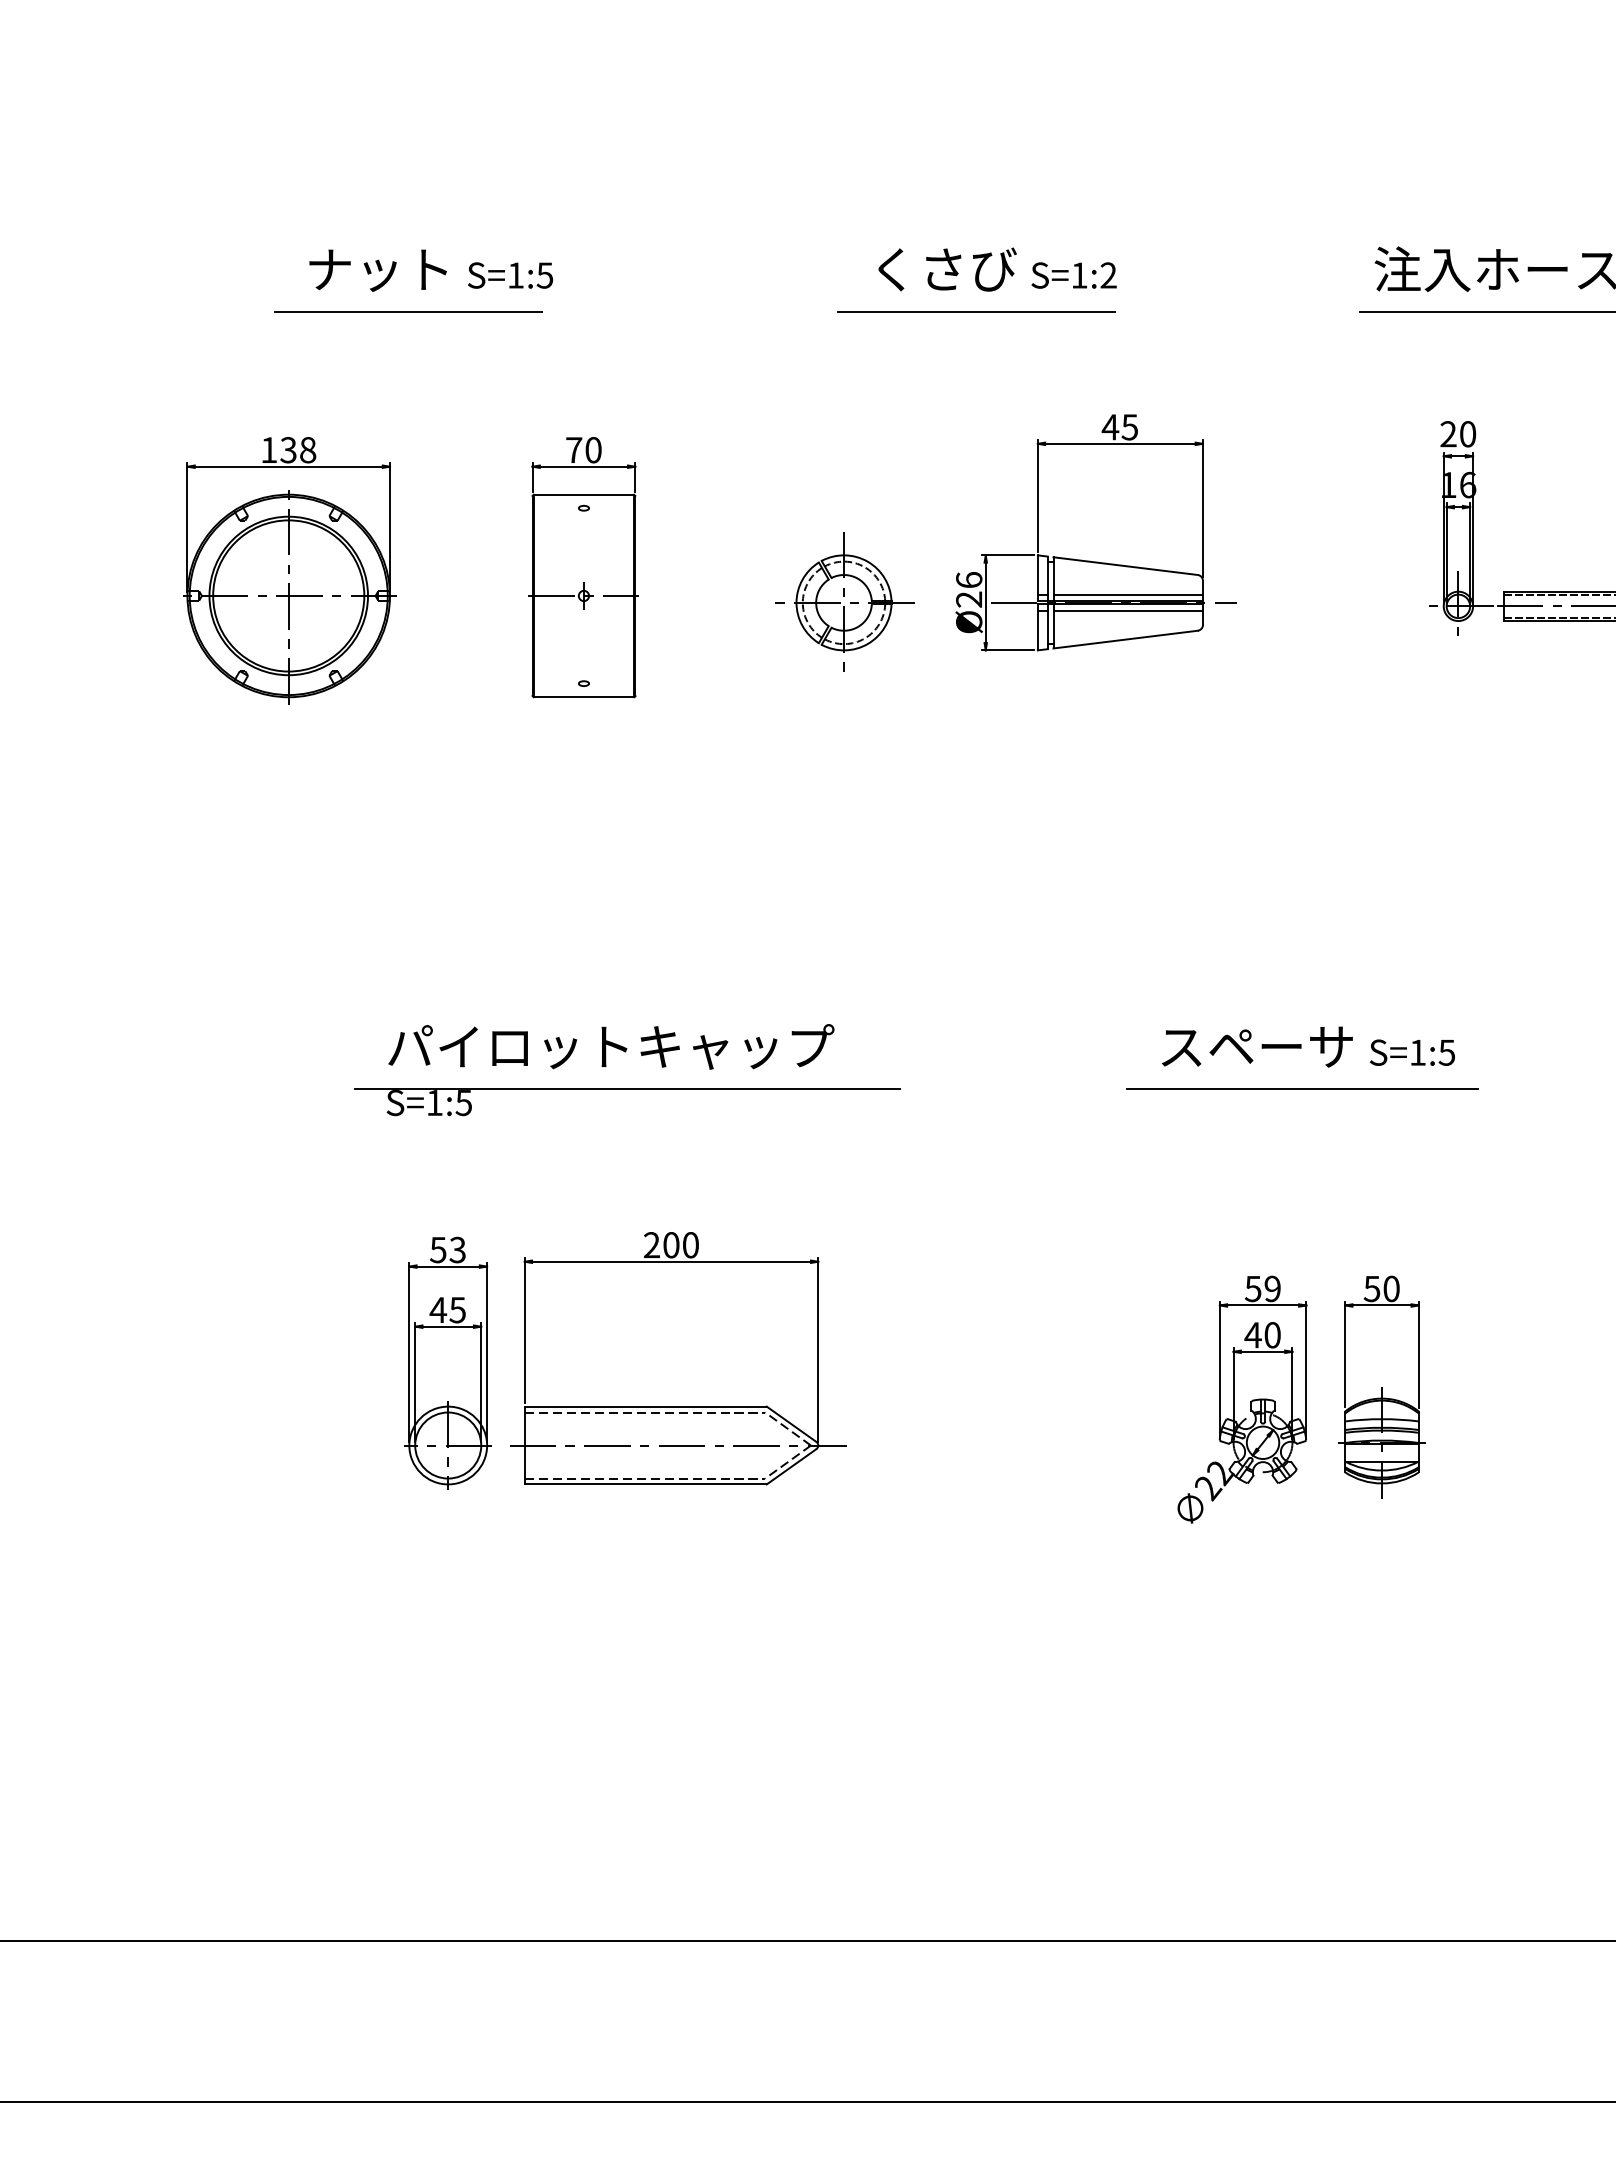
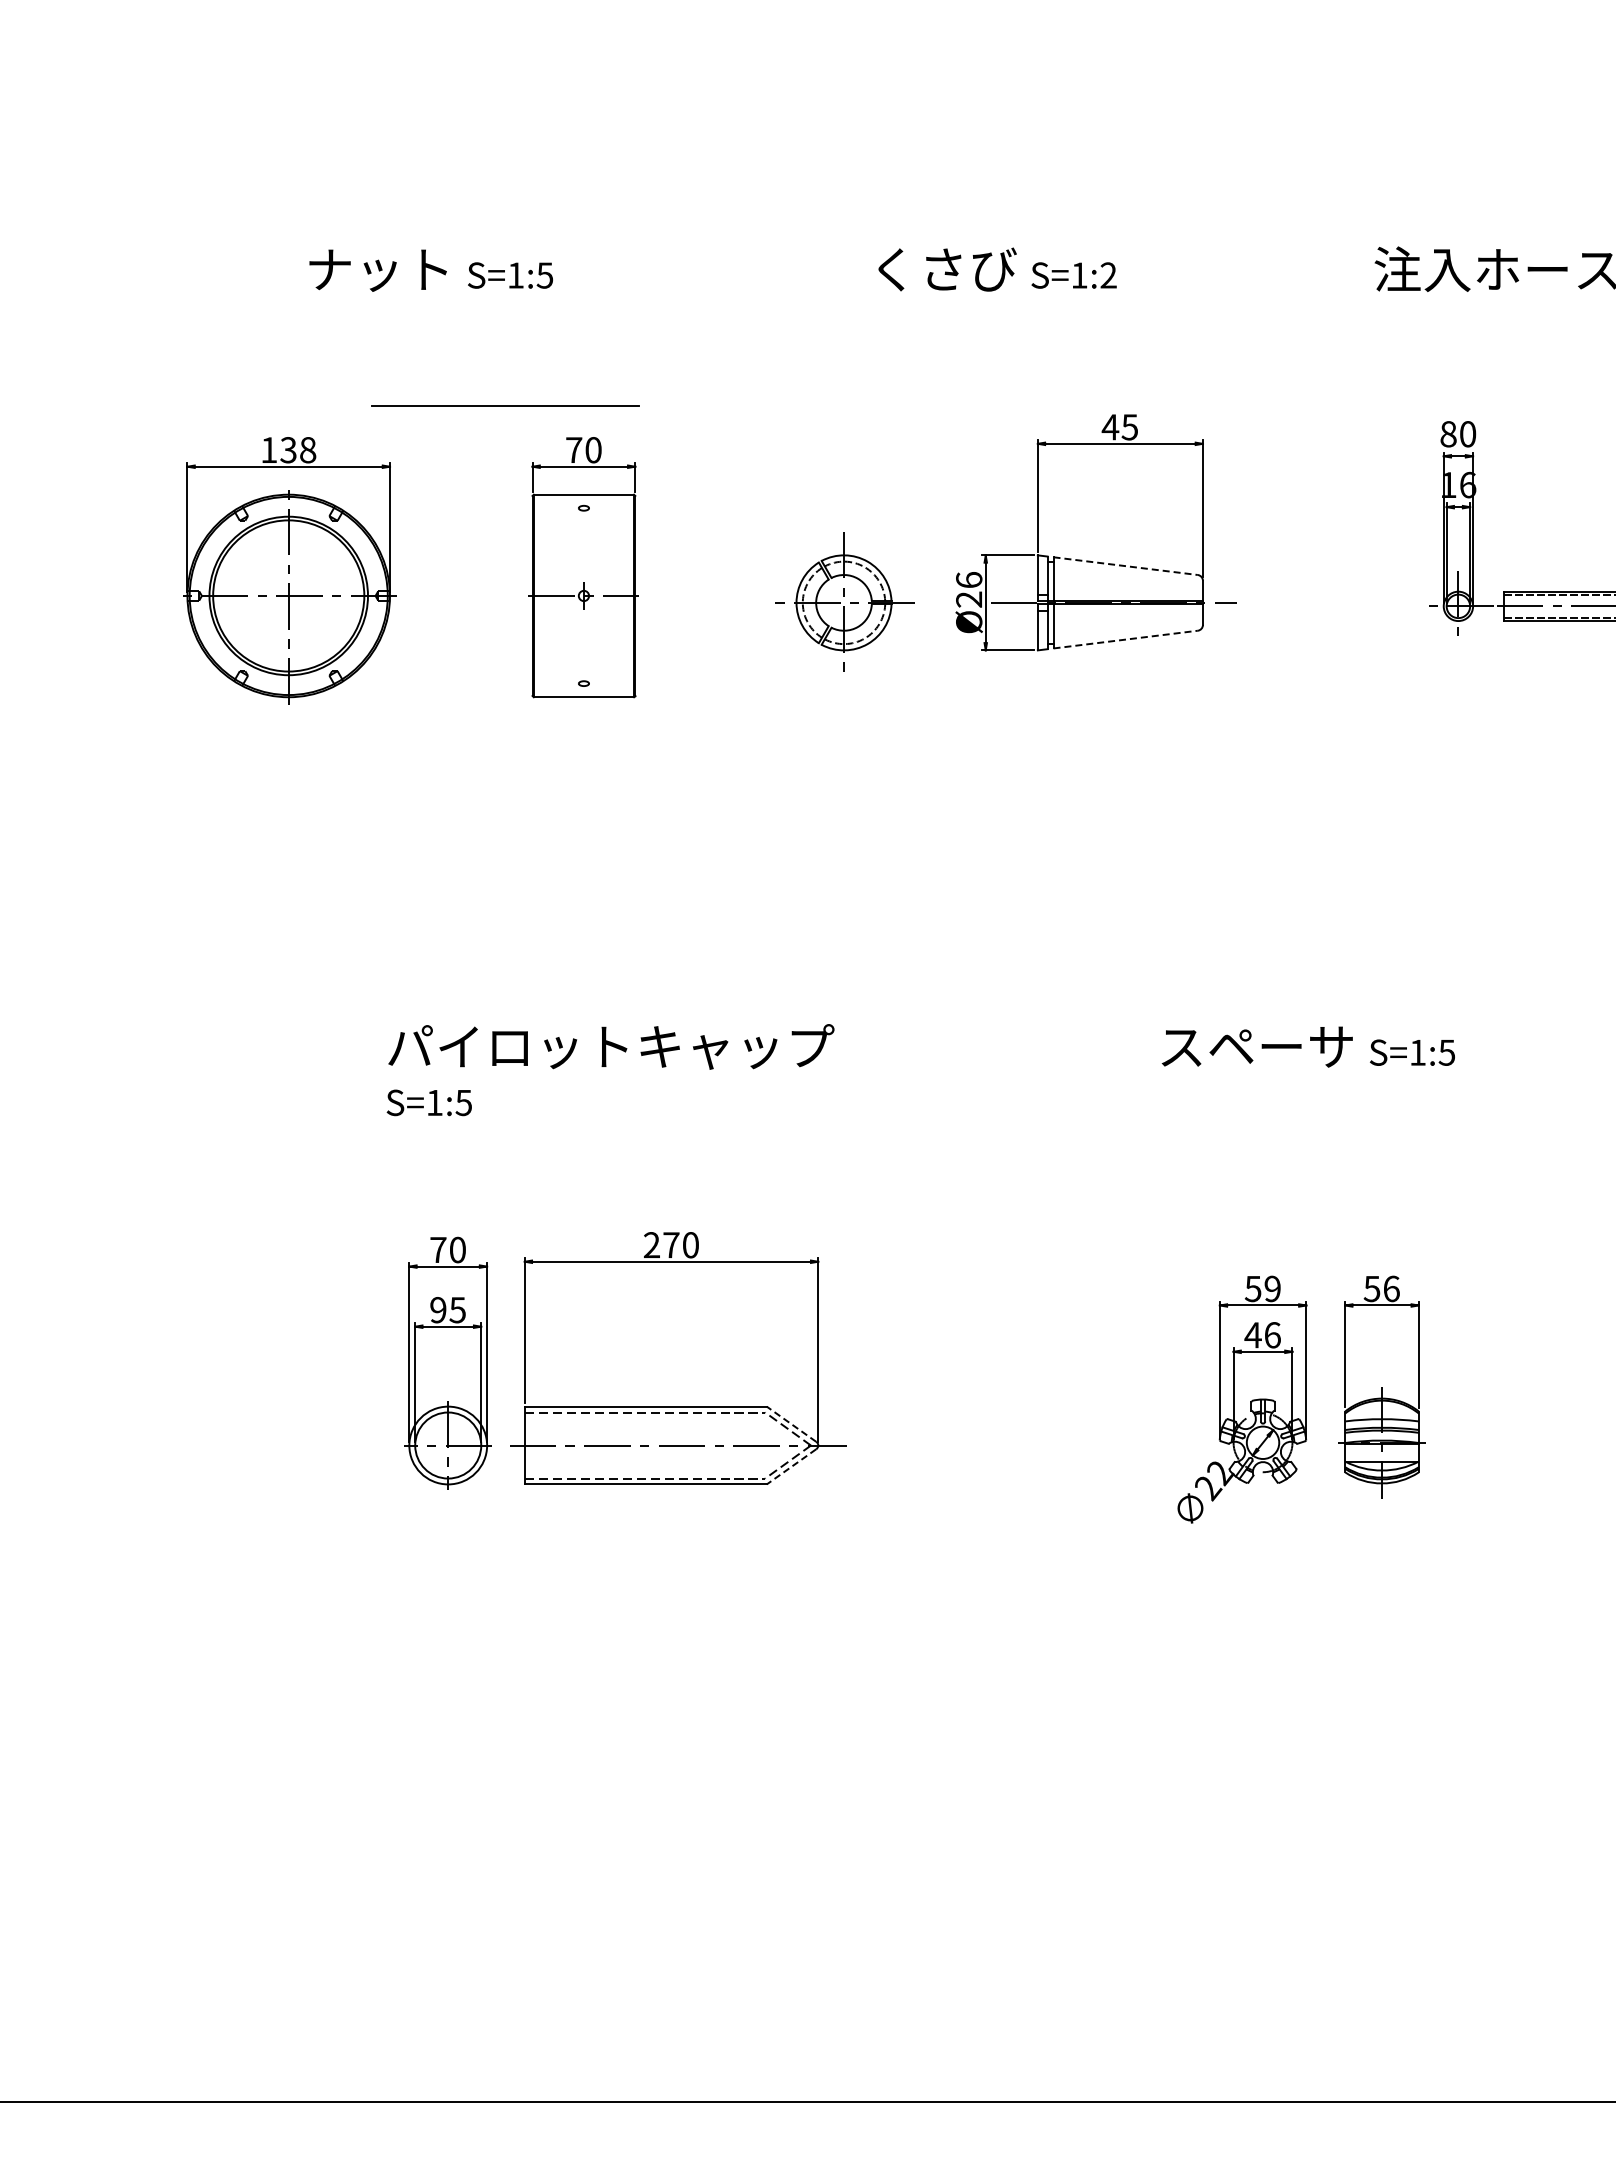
line position: (408, 311) -> (505, 405) (505, 405)
line: present -> none (976, 311)
line: present -> none (1485, 312)
text: 20 -> 80 (1448, 434)
line: solid -> dashed (1125, 566)
line: present -> none (1127, 594)
line: present -> none (1127, 610)
line: solid -> dashed (1125, 639)
line: present -> none (627, 1089)
line: present -> none (1302, 1089)
text: 200 -> 270 (671, 1245)
text: 53 -> 70 (447, 1249)
text: 50 -> 56 (1391, 1288)
text: 45 -> 95 (438, 1310)
text: 40 -> 46 (1272, 1335)
line: solid -> dashed (791, 1423)
line: solid -> dashed (791, 1467)
line: present -> none (807, 1940)
